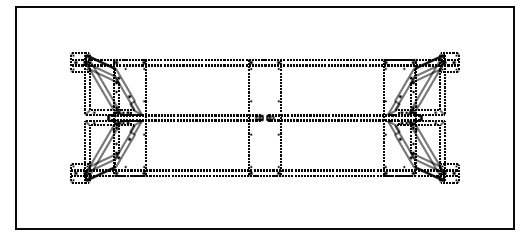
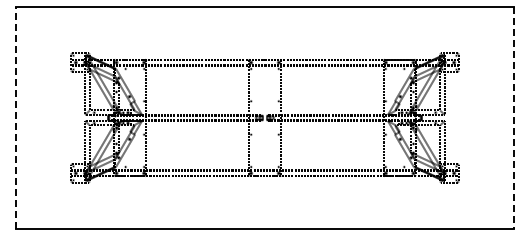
line: solid -> dashed (15, 117)
line: solid -> dashed (514, 117)
